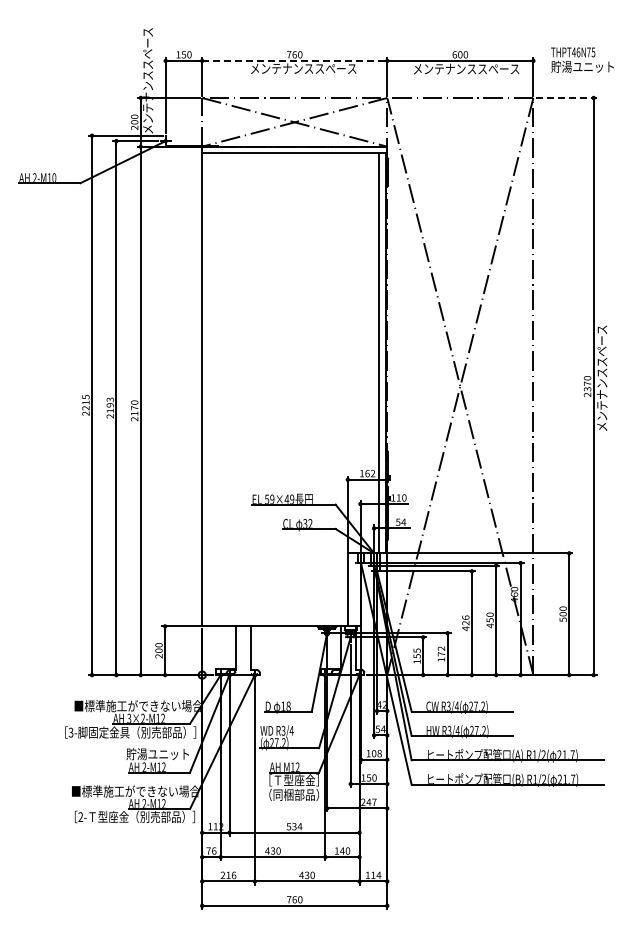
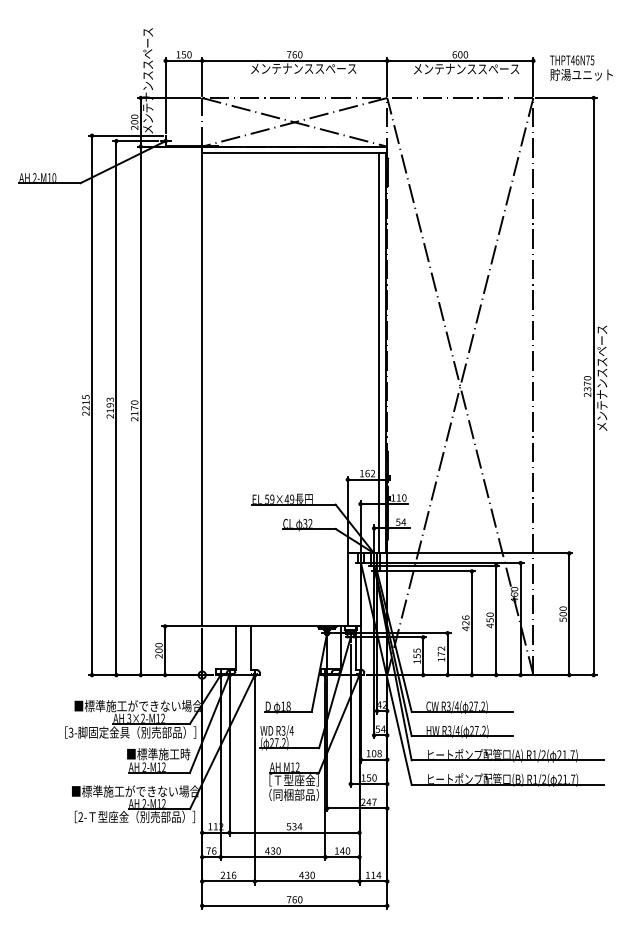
text position: (582, 59) -> (581, 67) (581, 67)
line: dashed -> solid (294, 60)
line: dashed -> solid (566, 98)
text: 貯湯ユニット -> ■標準施工時 (158, 754)
